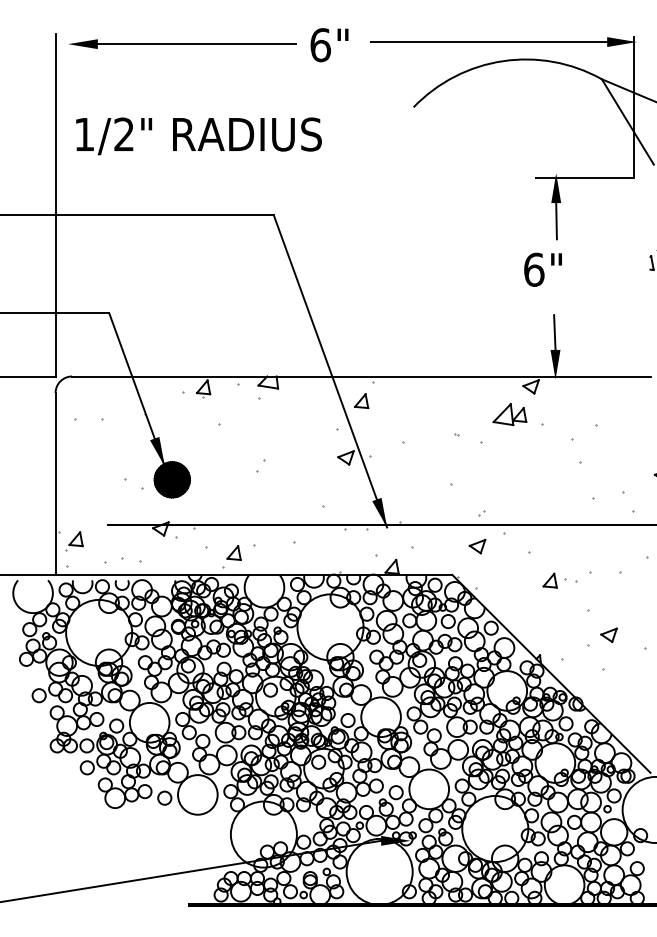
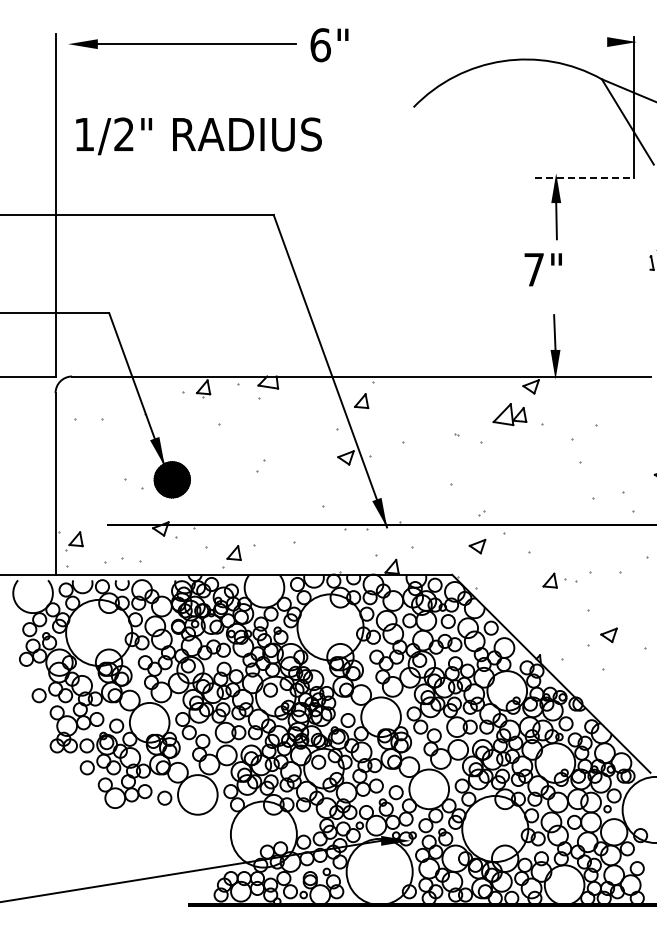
line: present -> none (489, 42)
line: solid -> dashed (584, 178)
text: 6" -> 7" (534, 269)
